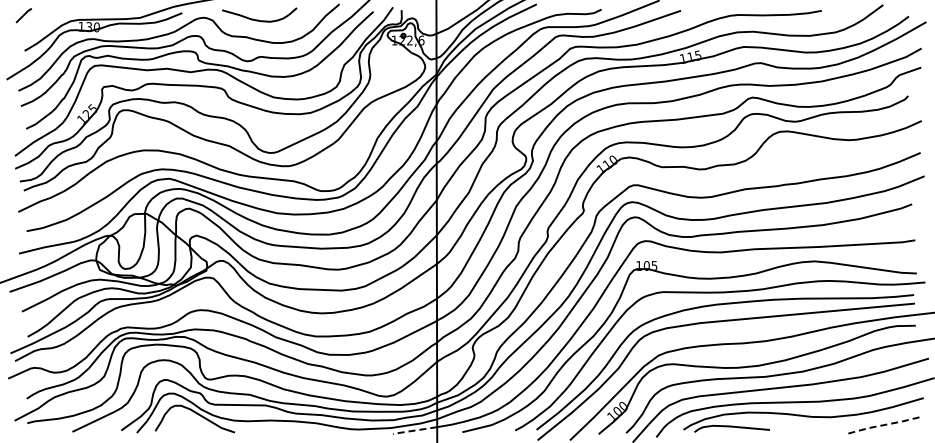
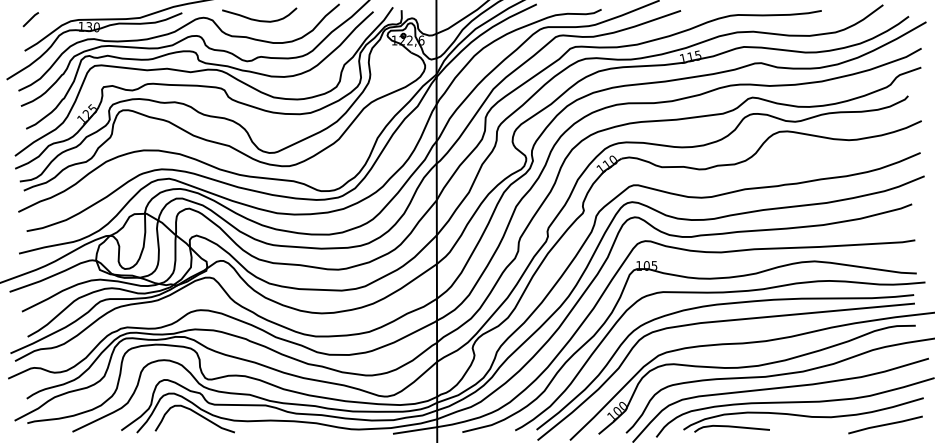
line position: (23, 15) -> (30, 19) (30, 19)
line: dashed -> solid (885, 424)
line: dashed -> solid (414, 430)
